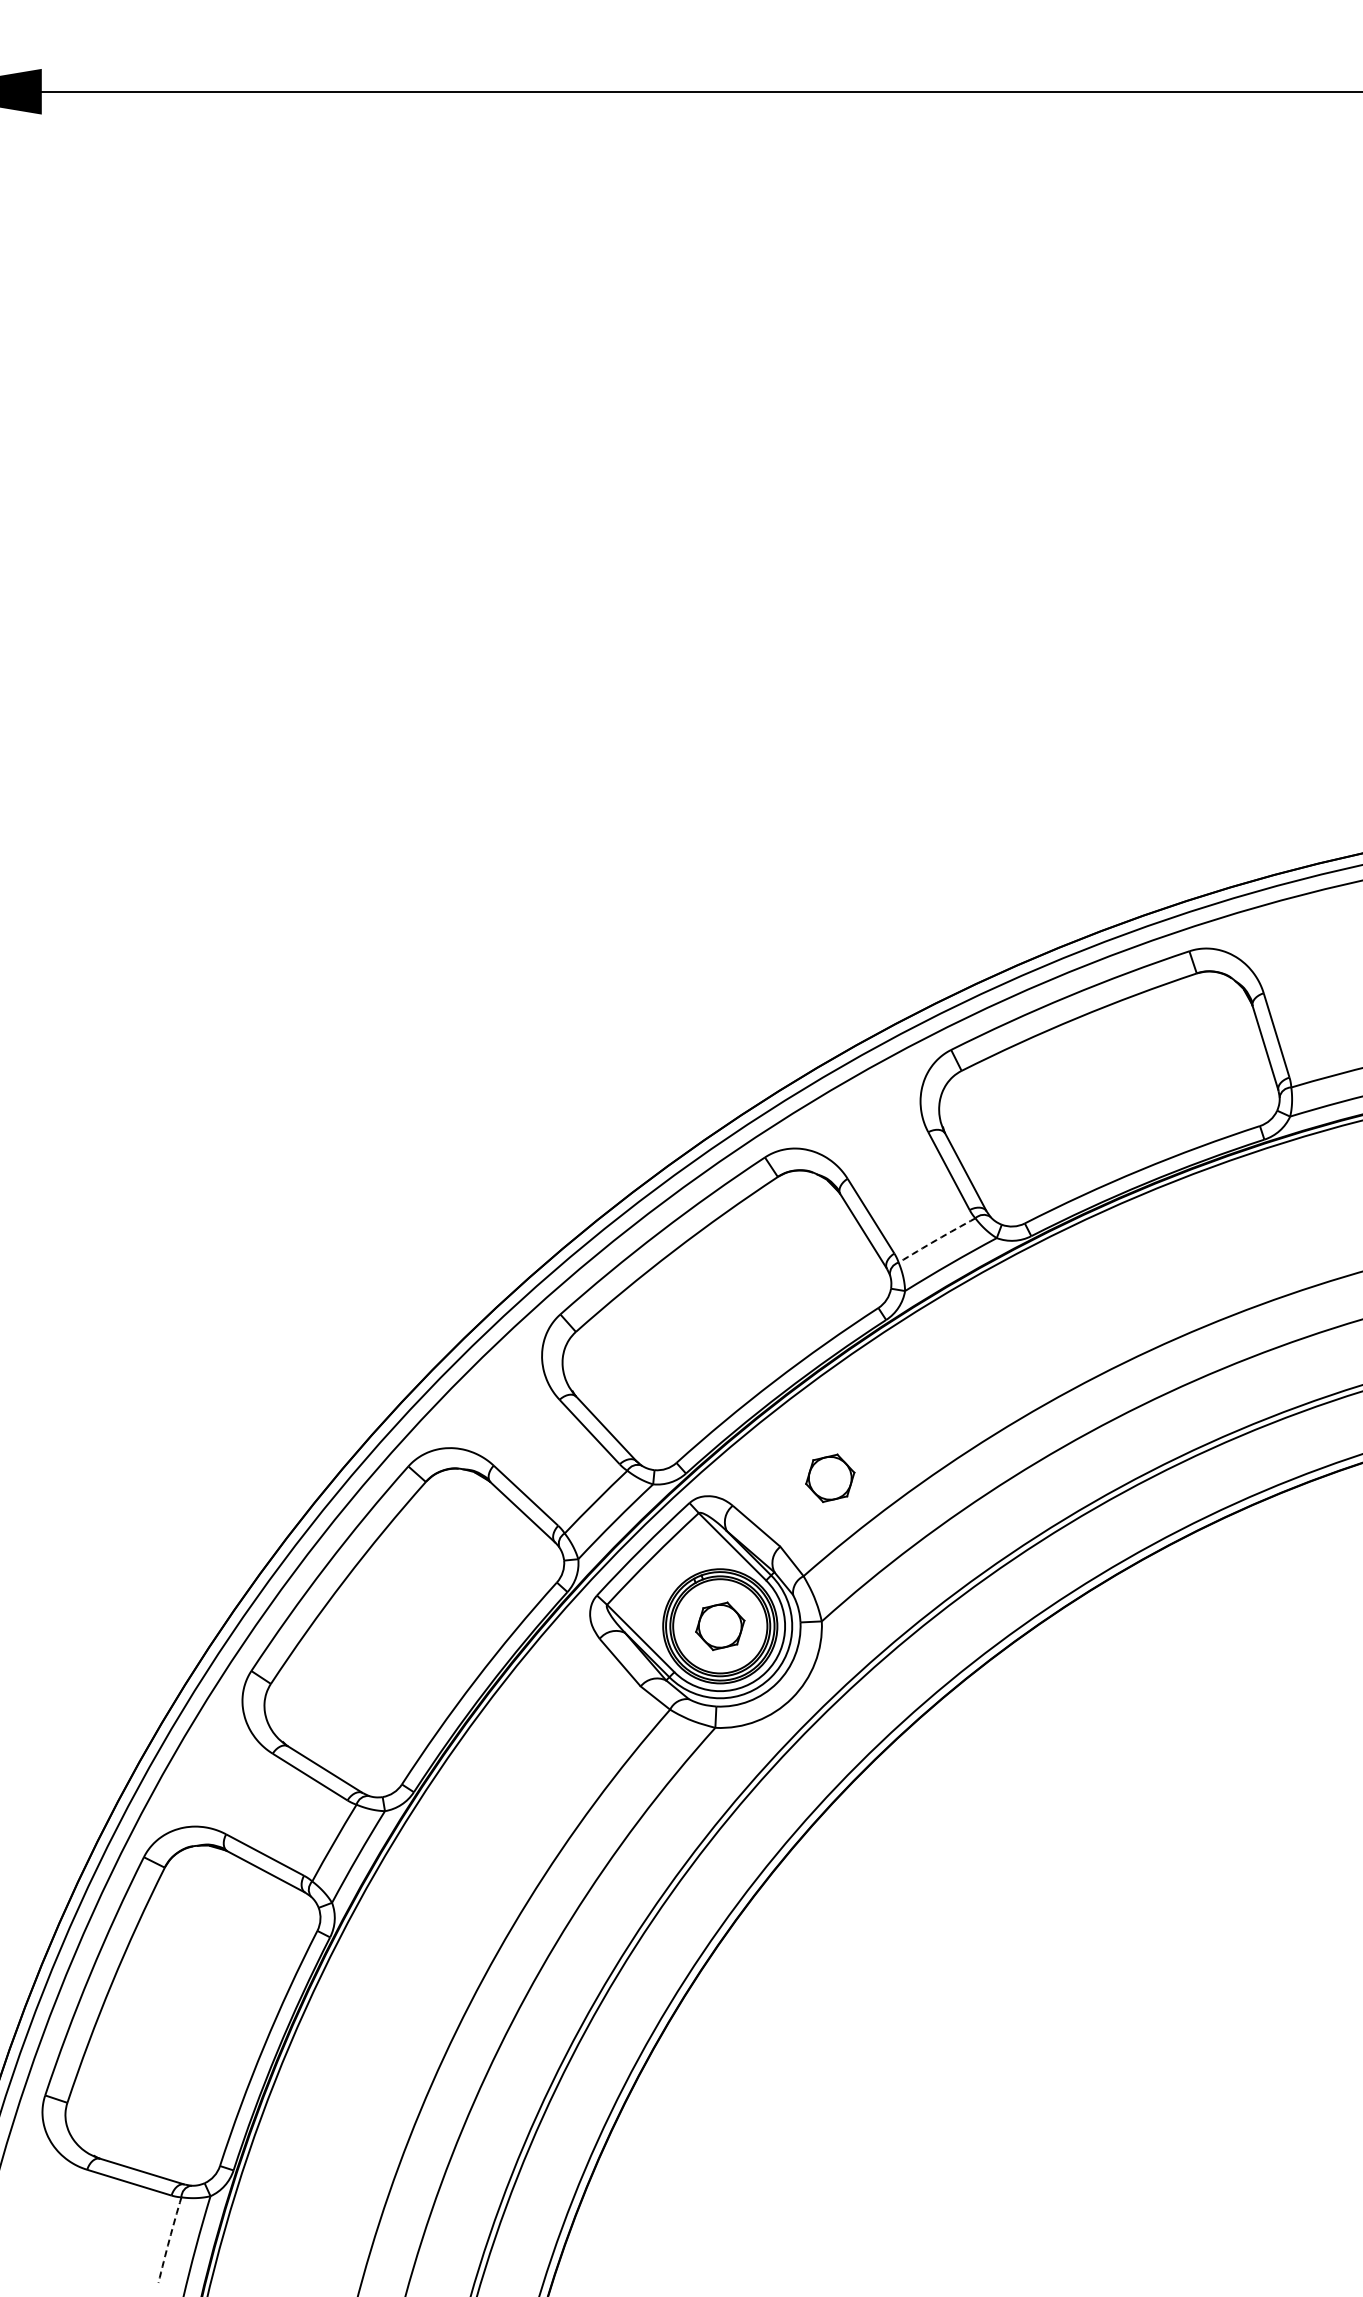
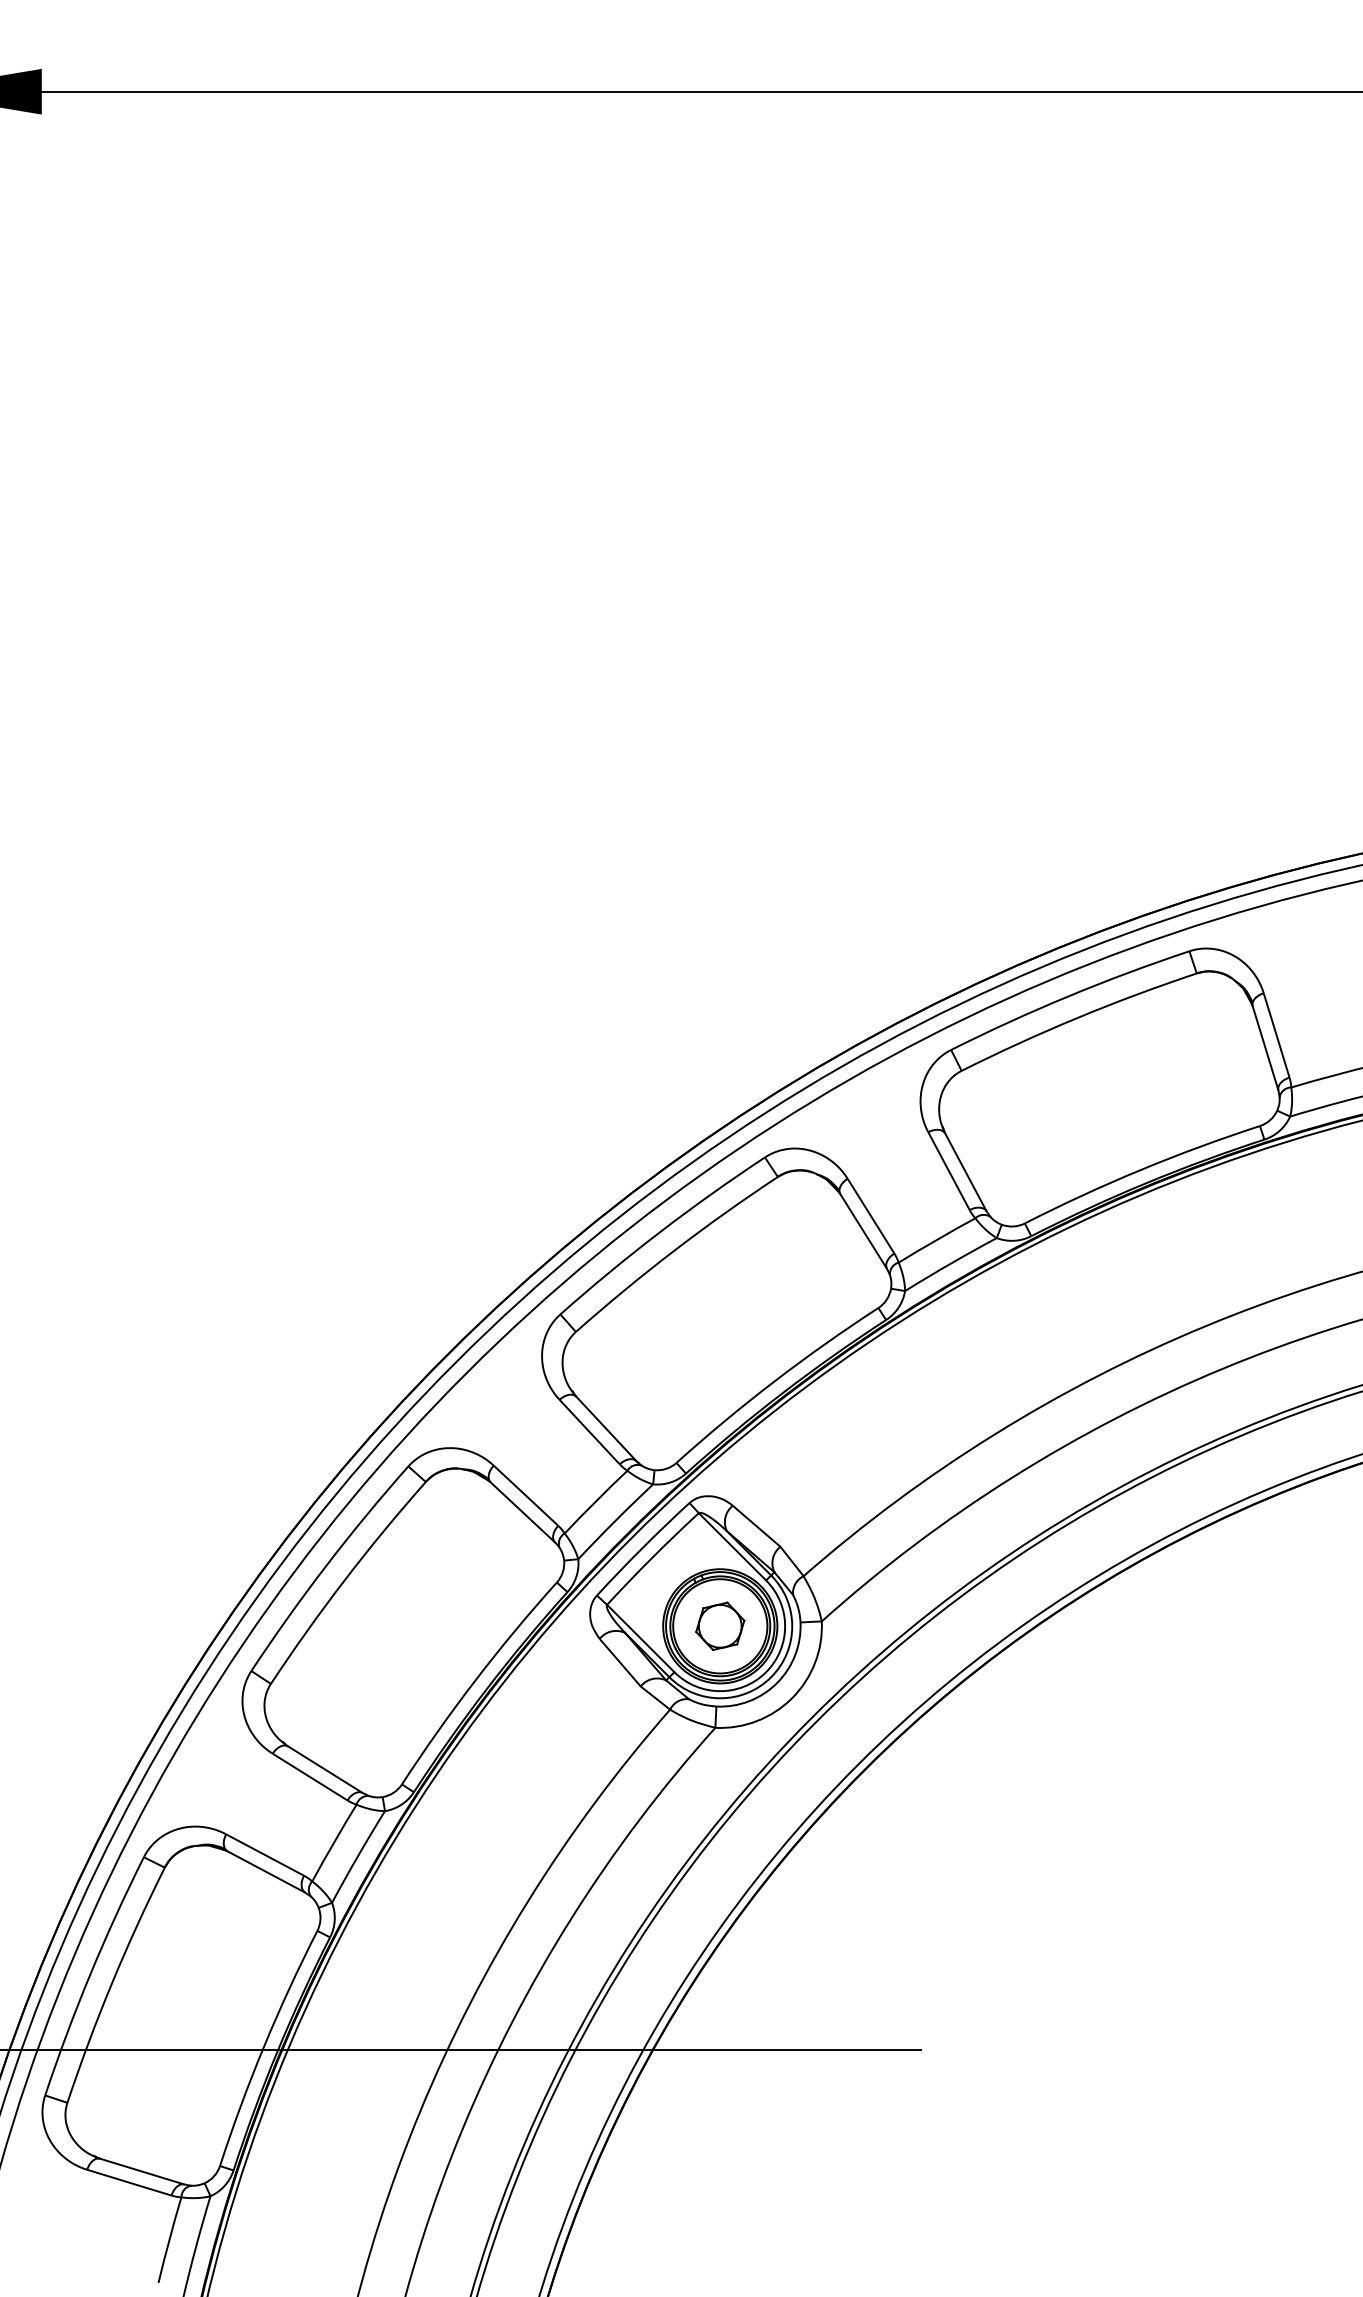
arc: dashed -> solid (936, 1239)
part: present -> none (830, 1477)
line: none -> present (461, 2050)
arc: dashed -> solid (169, 2240)
